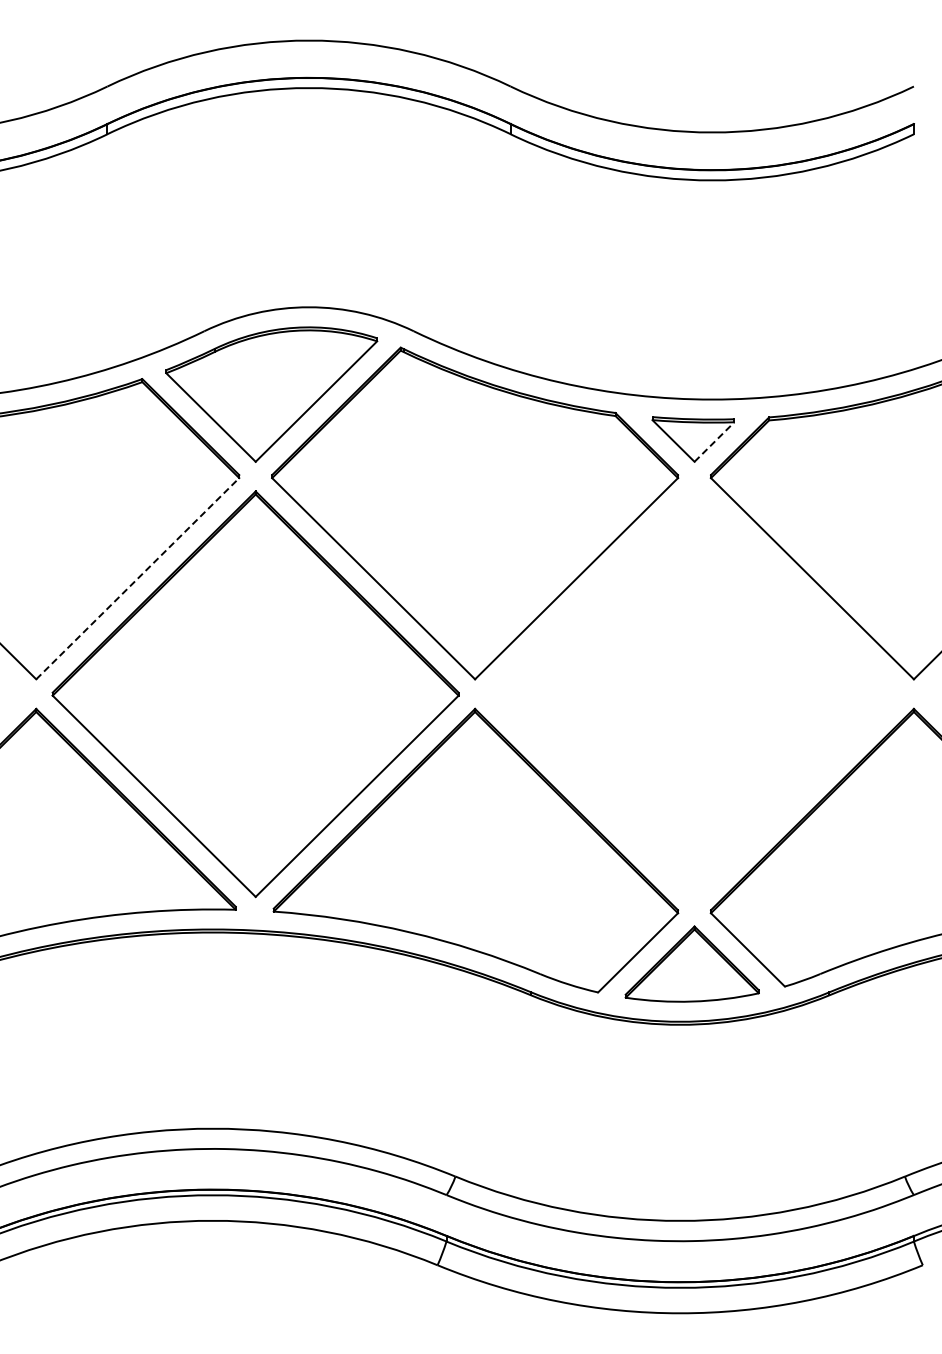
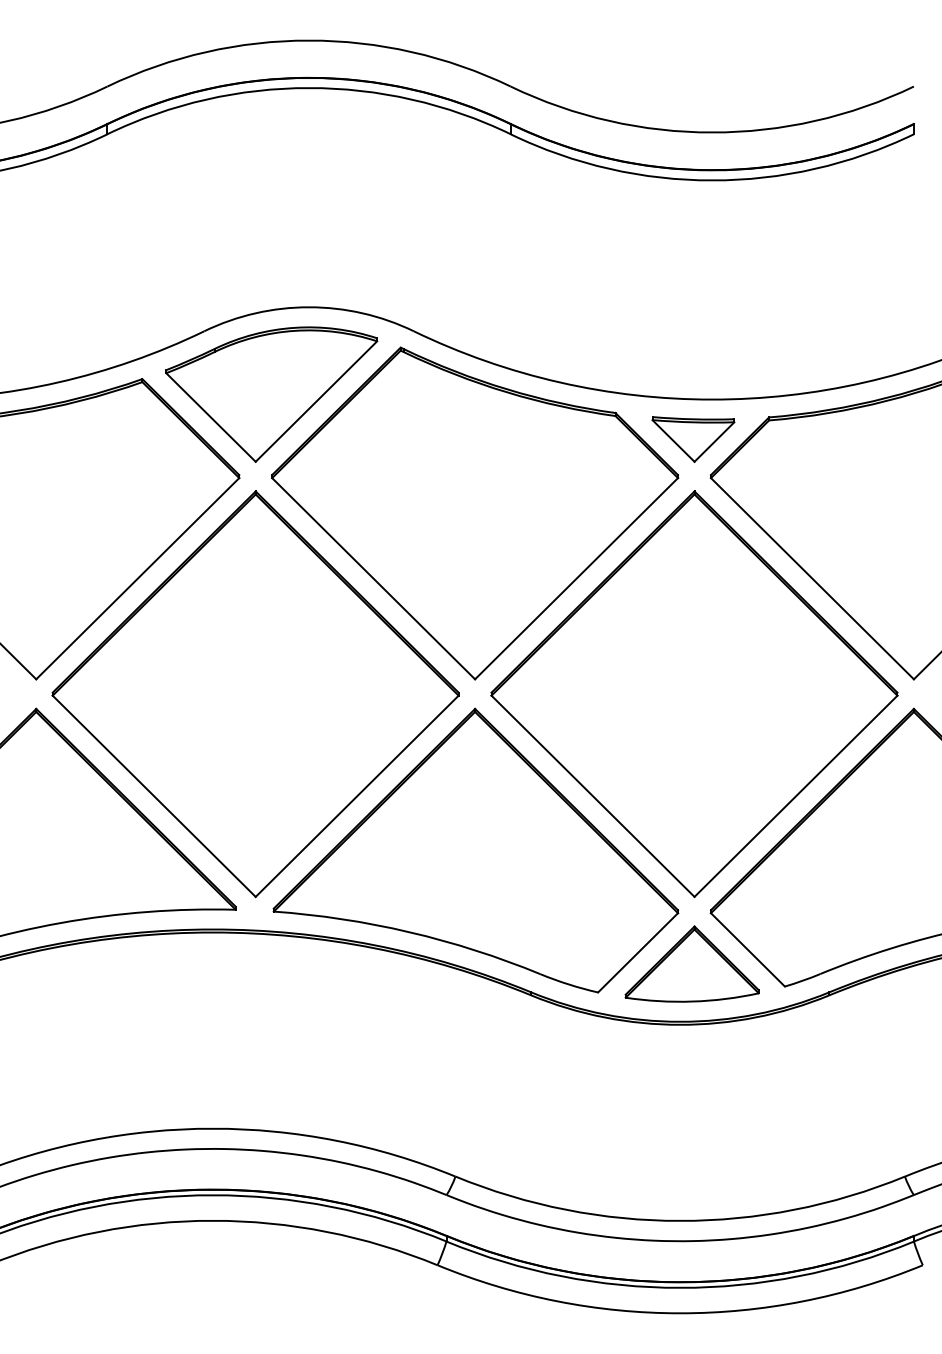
line: dashed -> solid (714, 441)
line: dashed -> solid (137, 578)
part: none -> present (694, 694)
